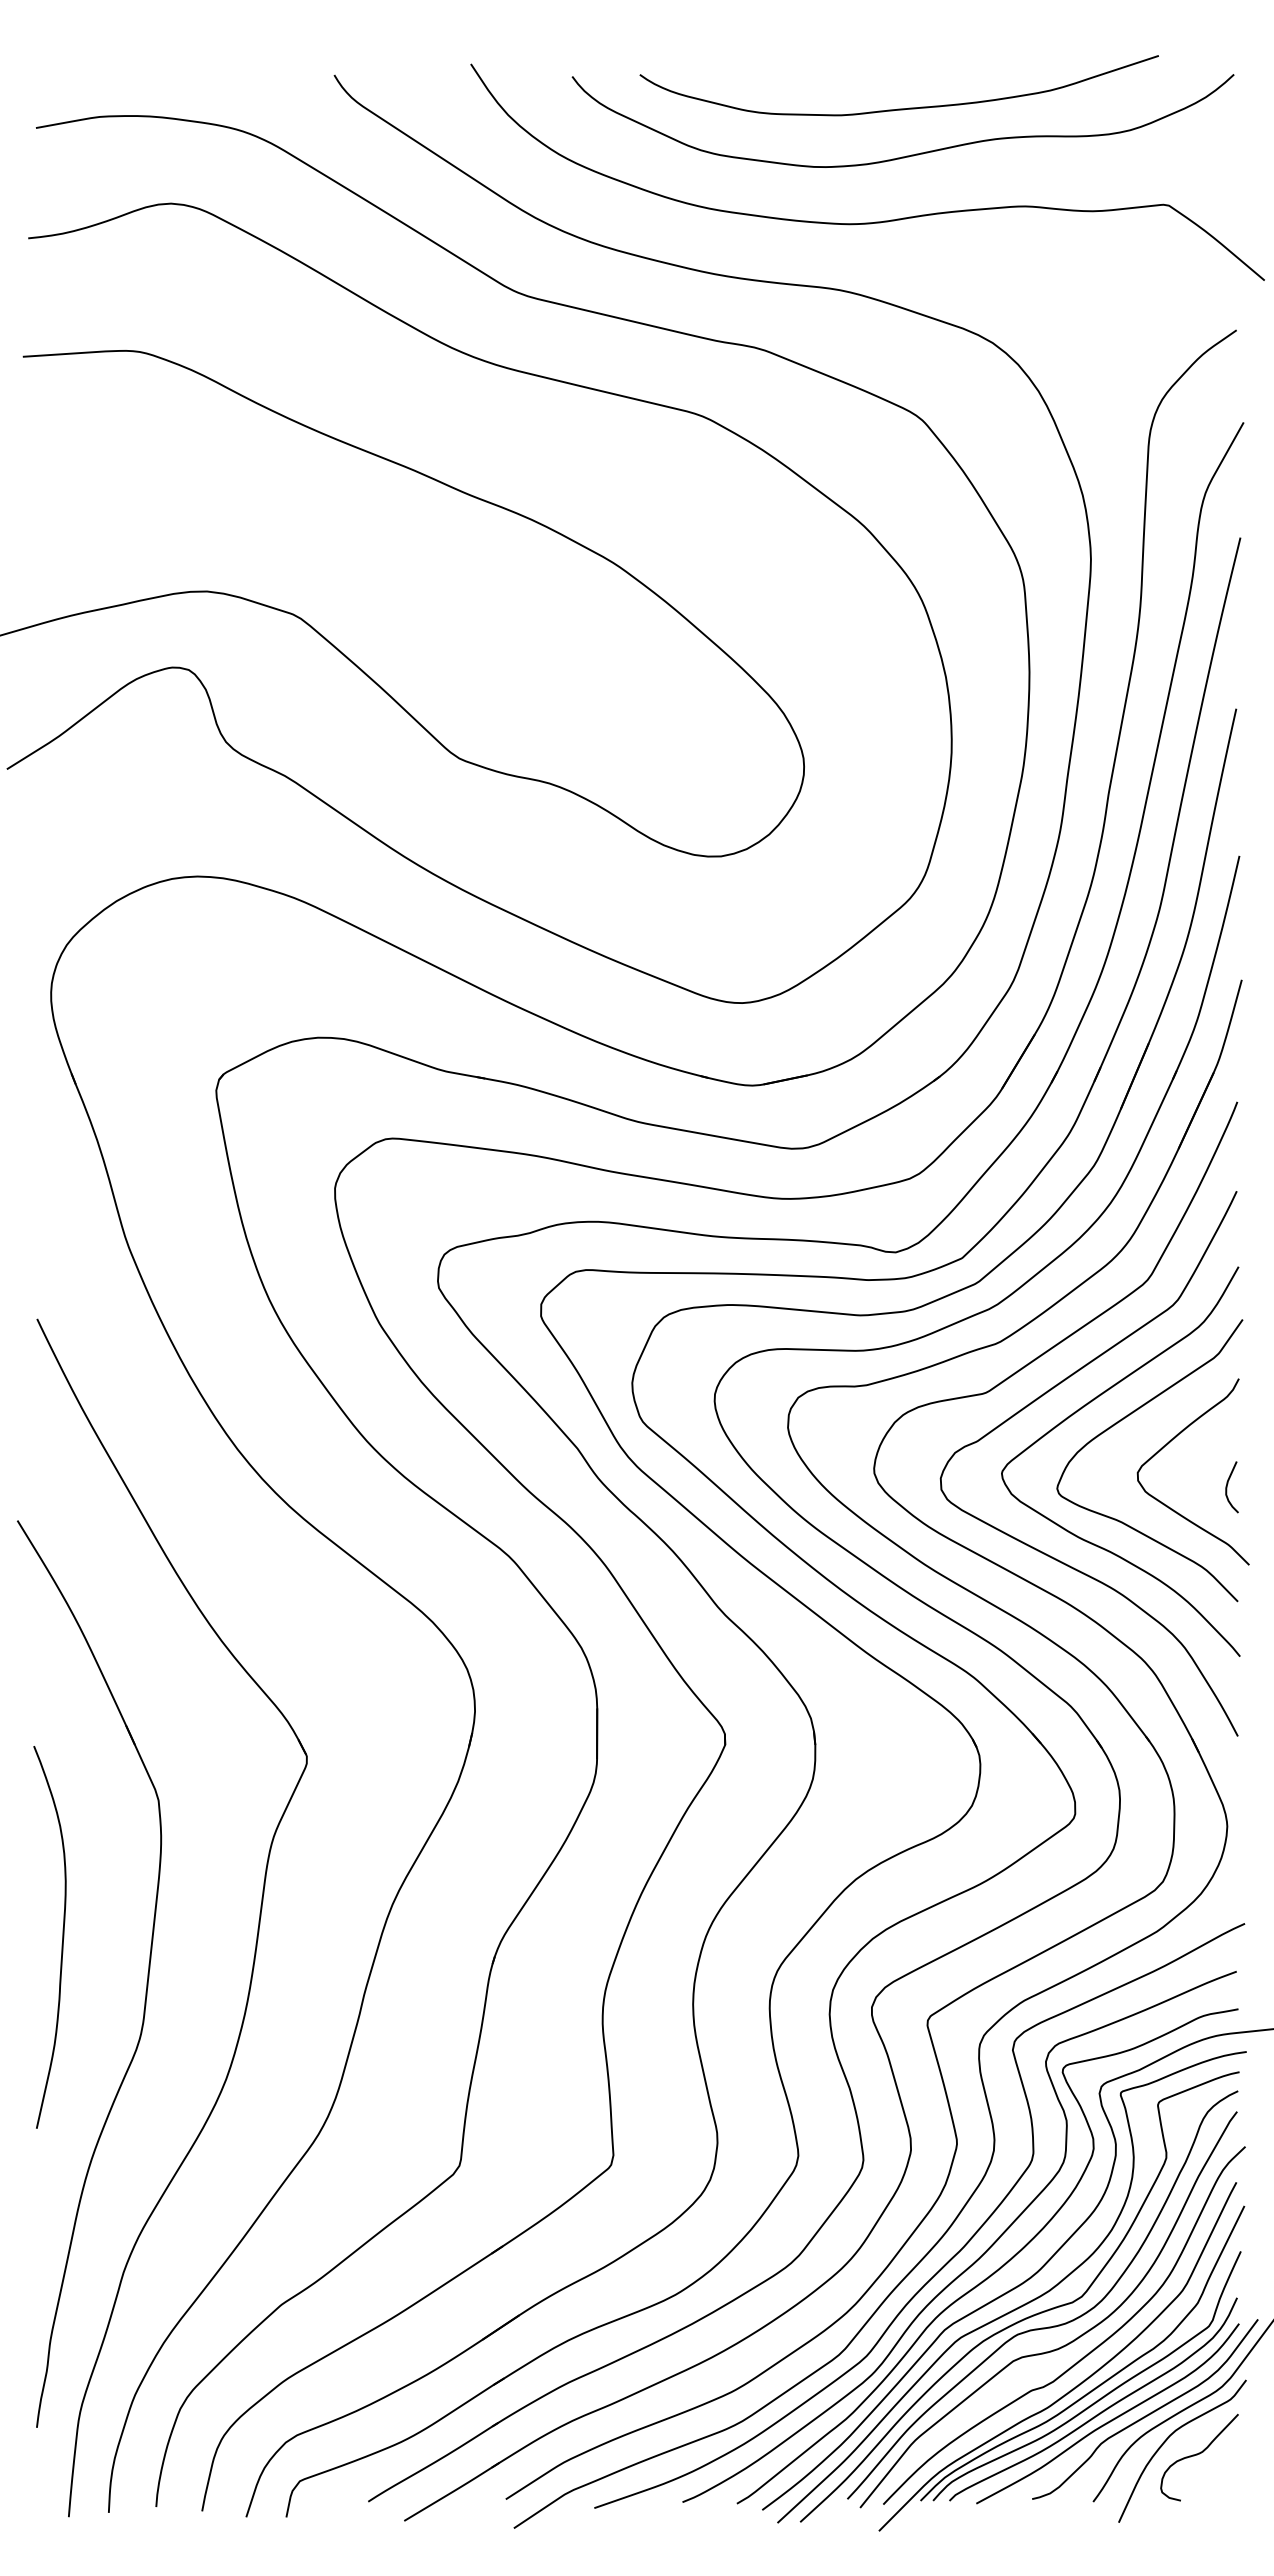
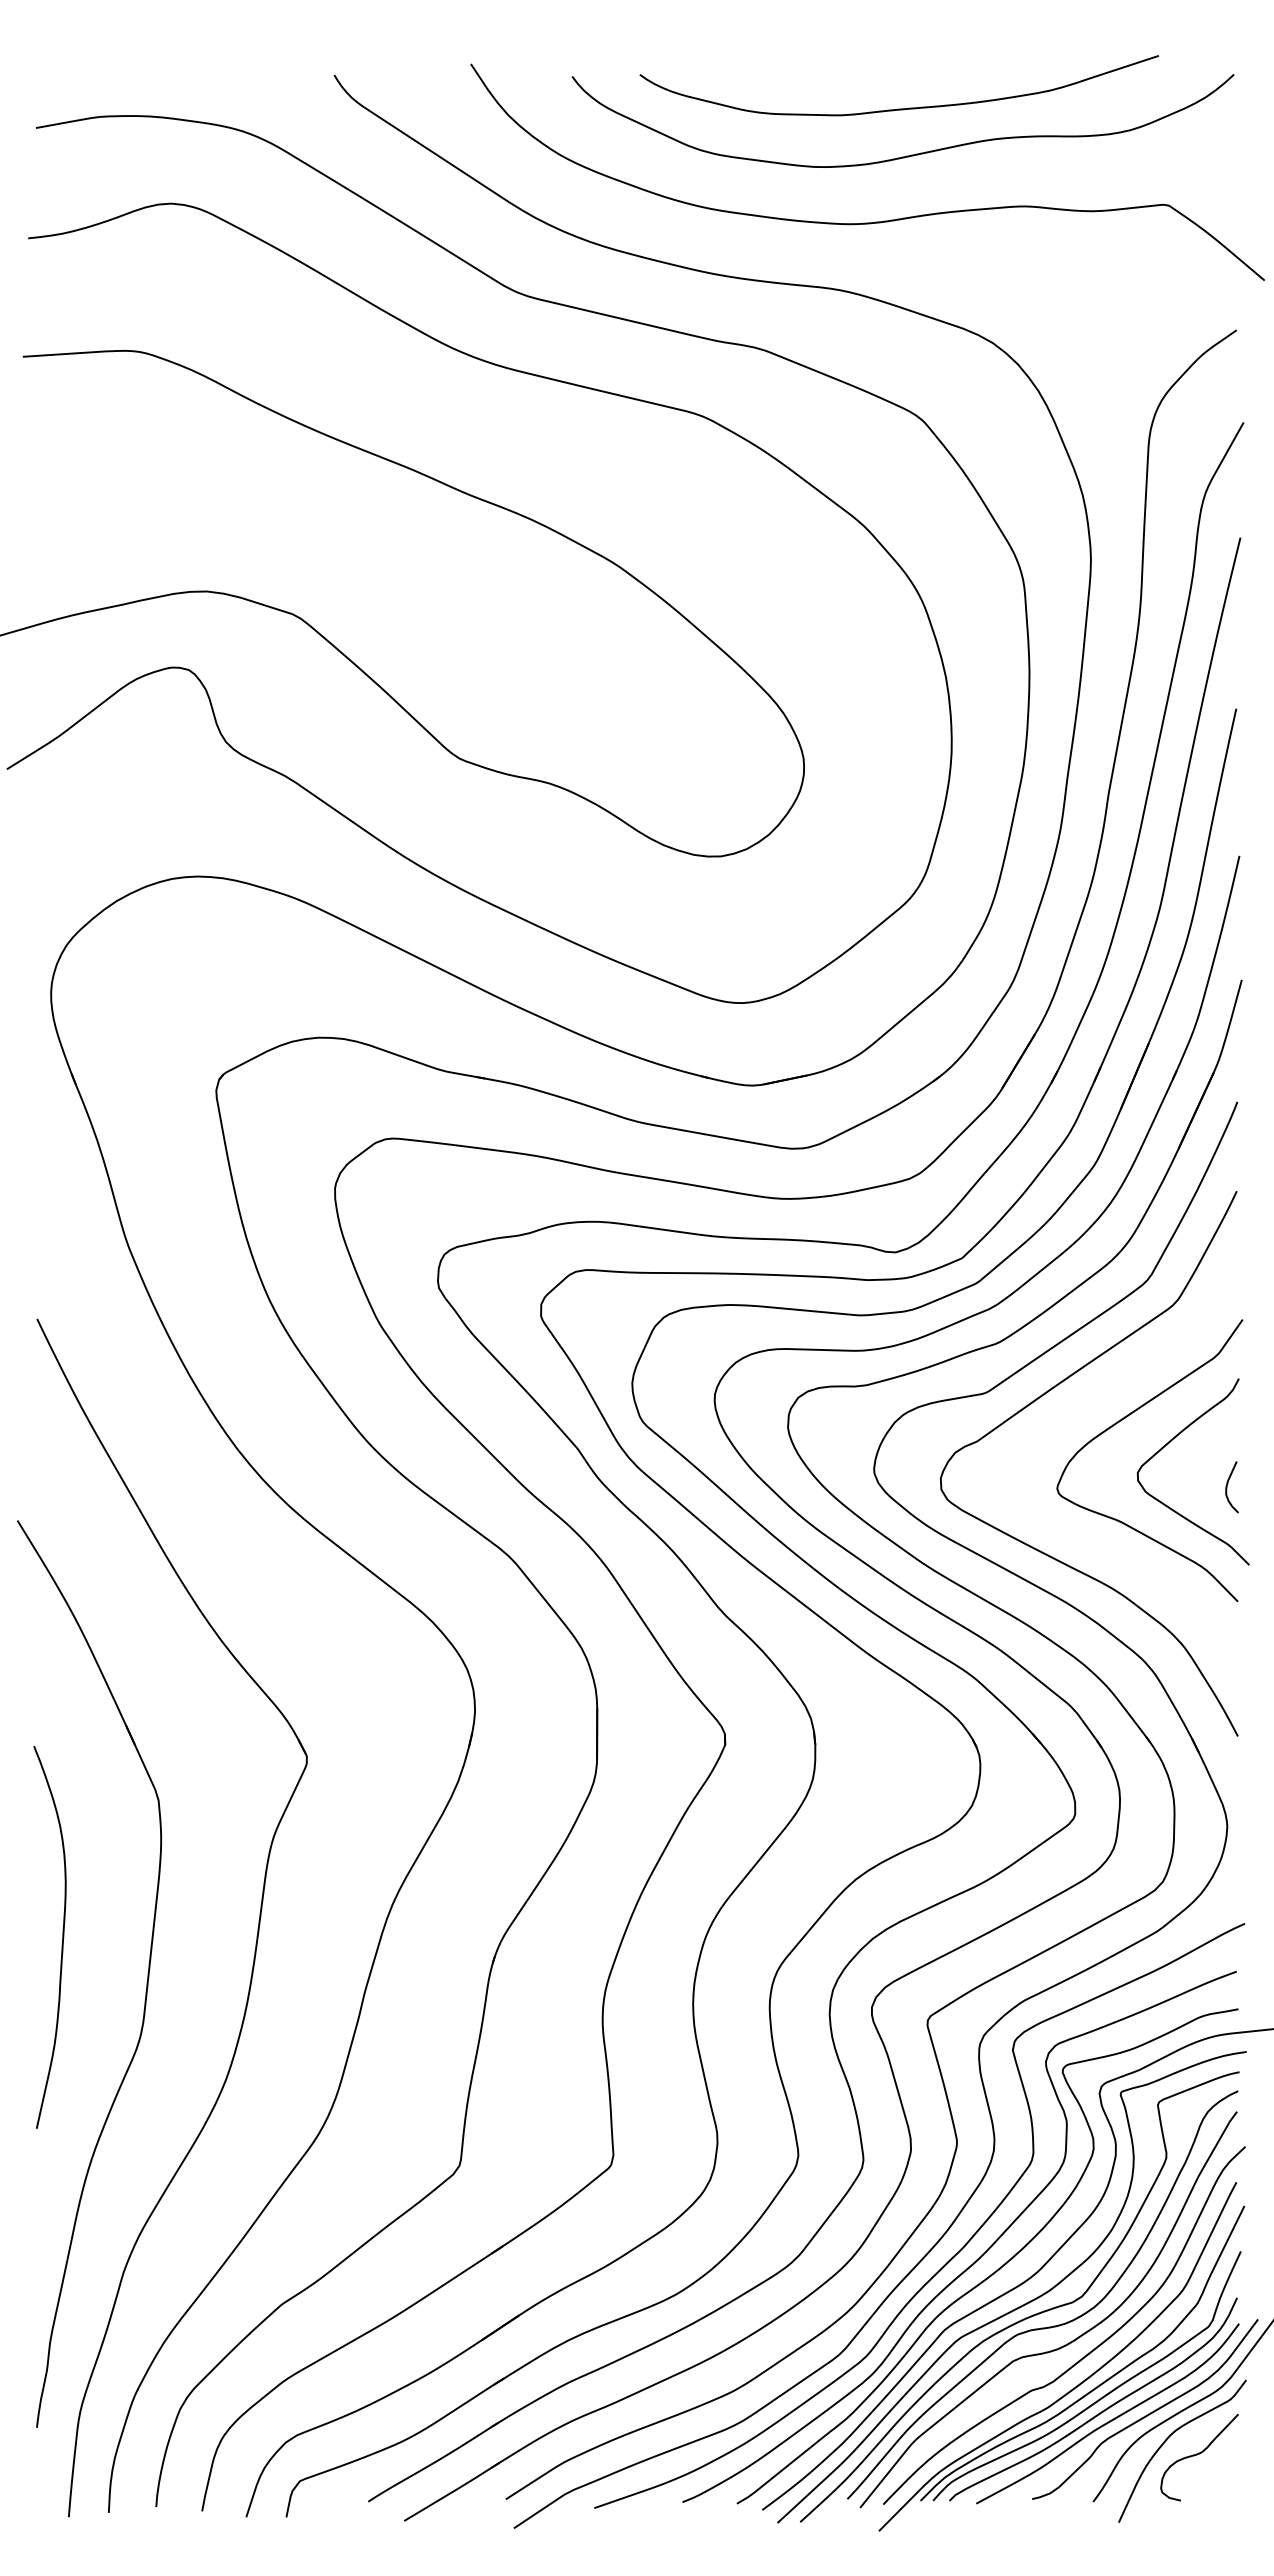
curve: present -> none (1084, 1407)
